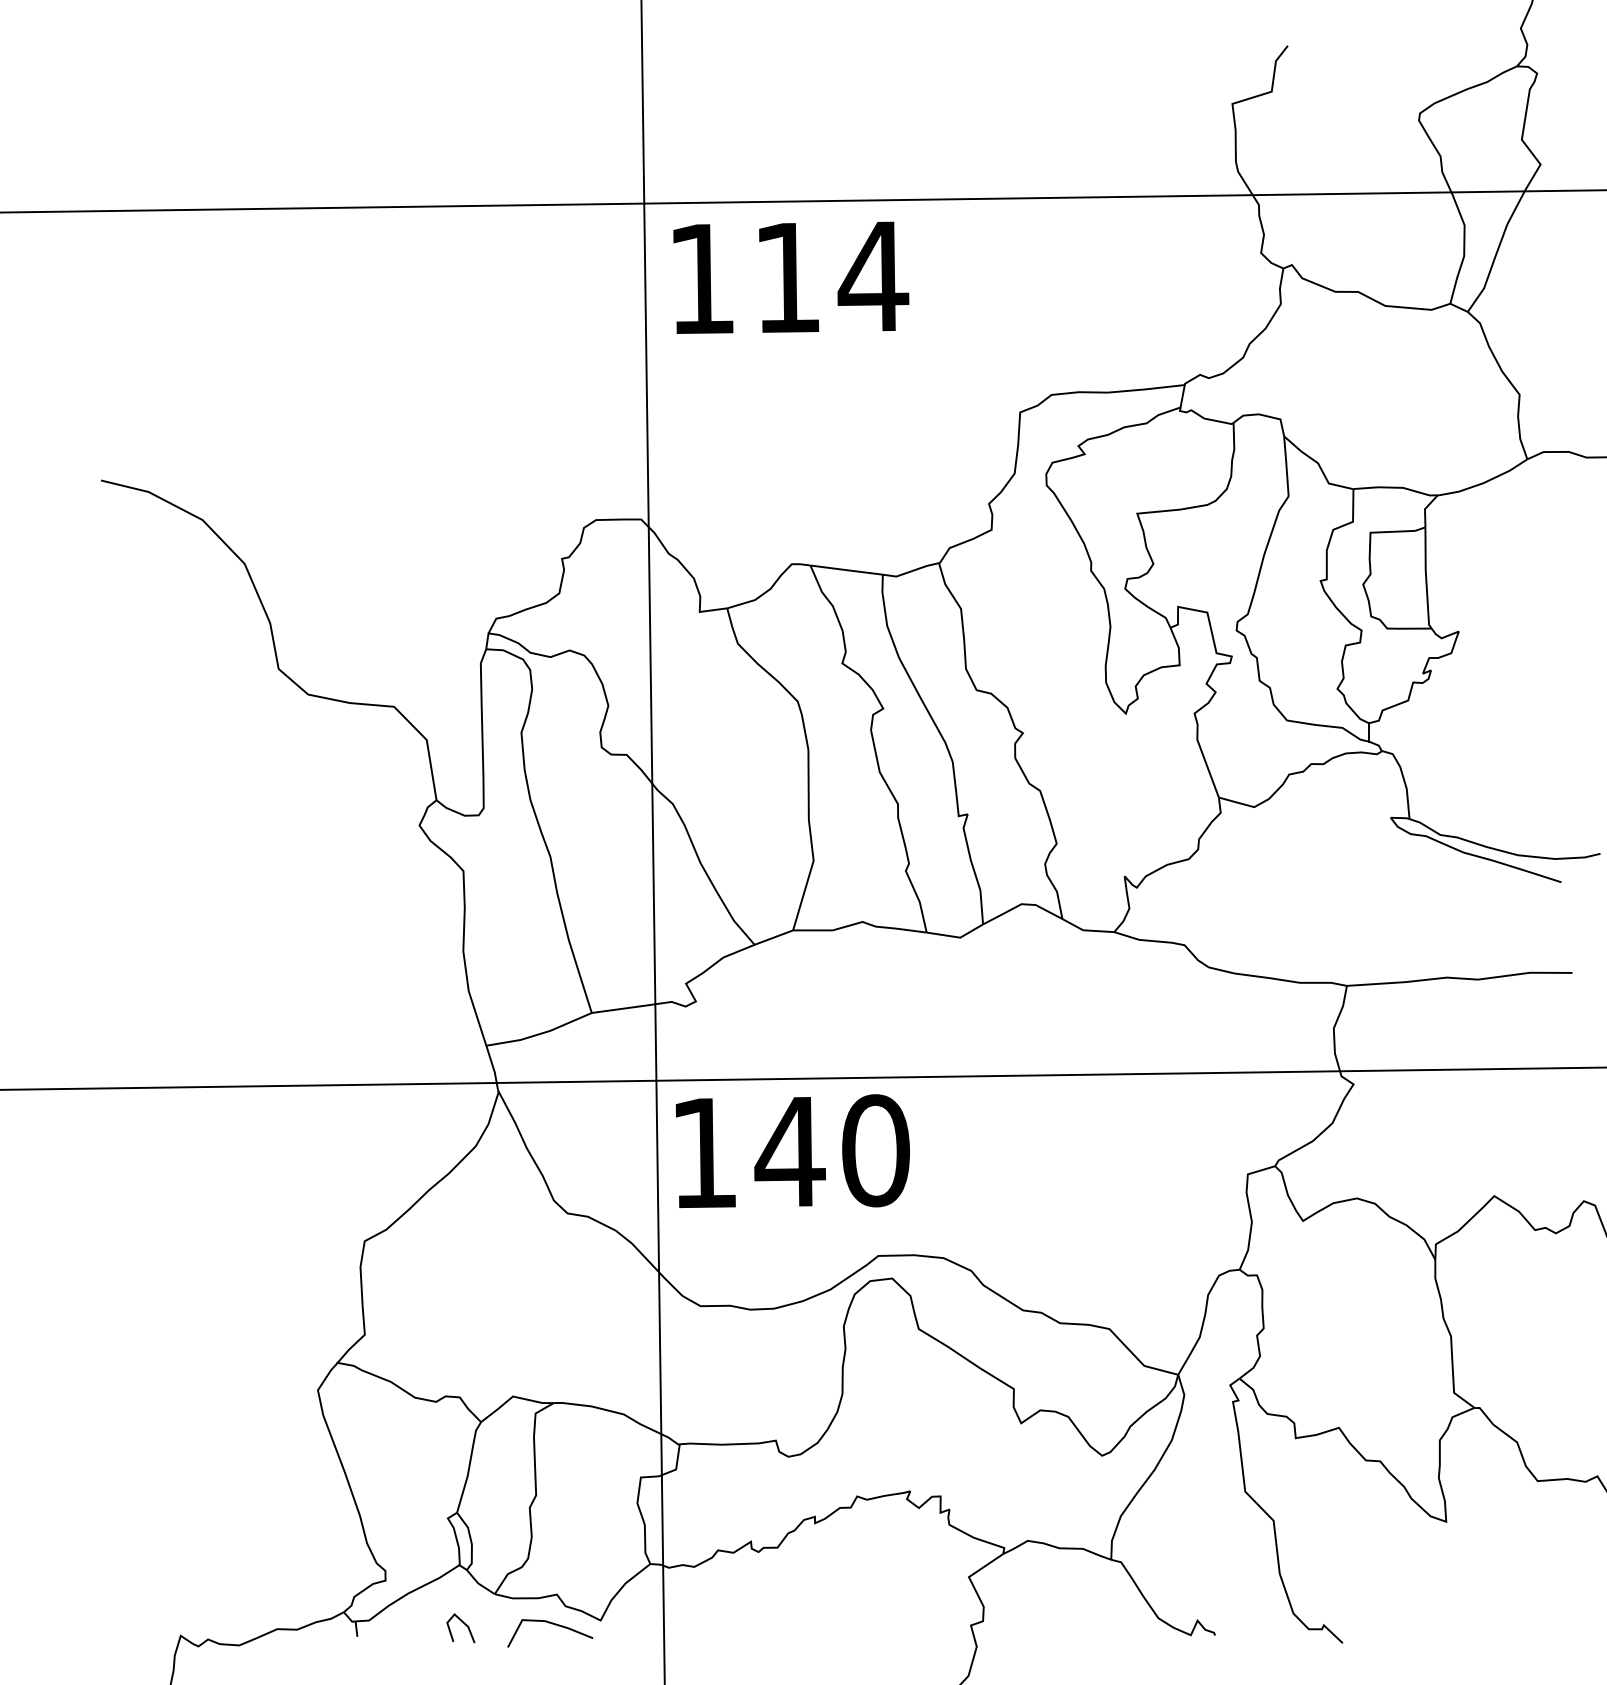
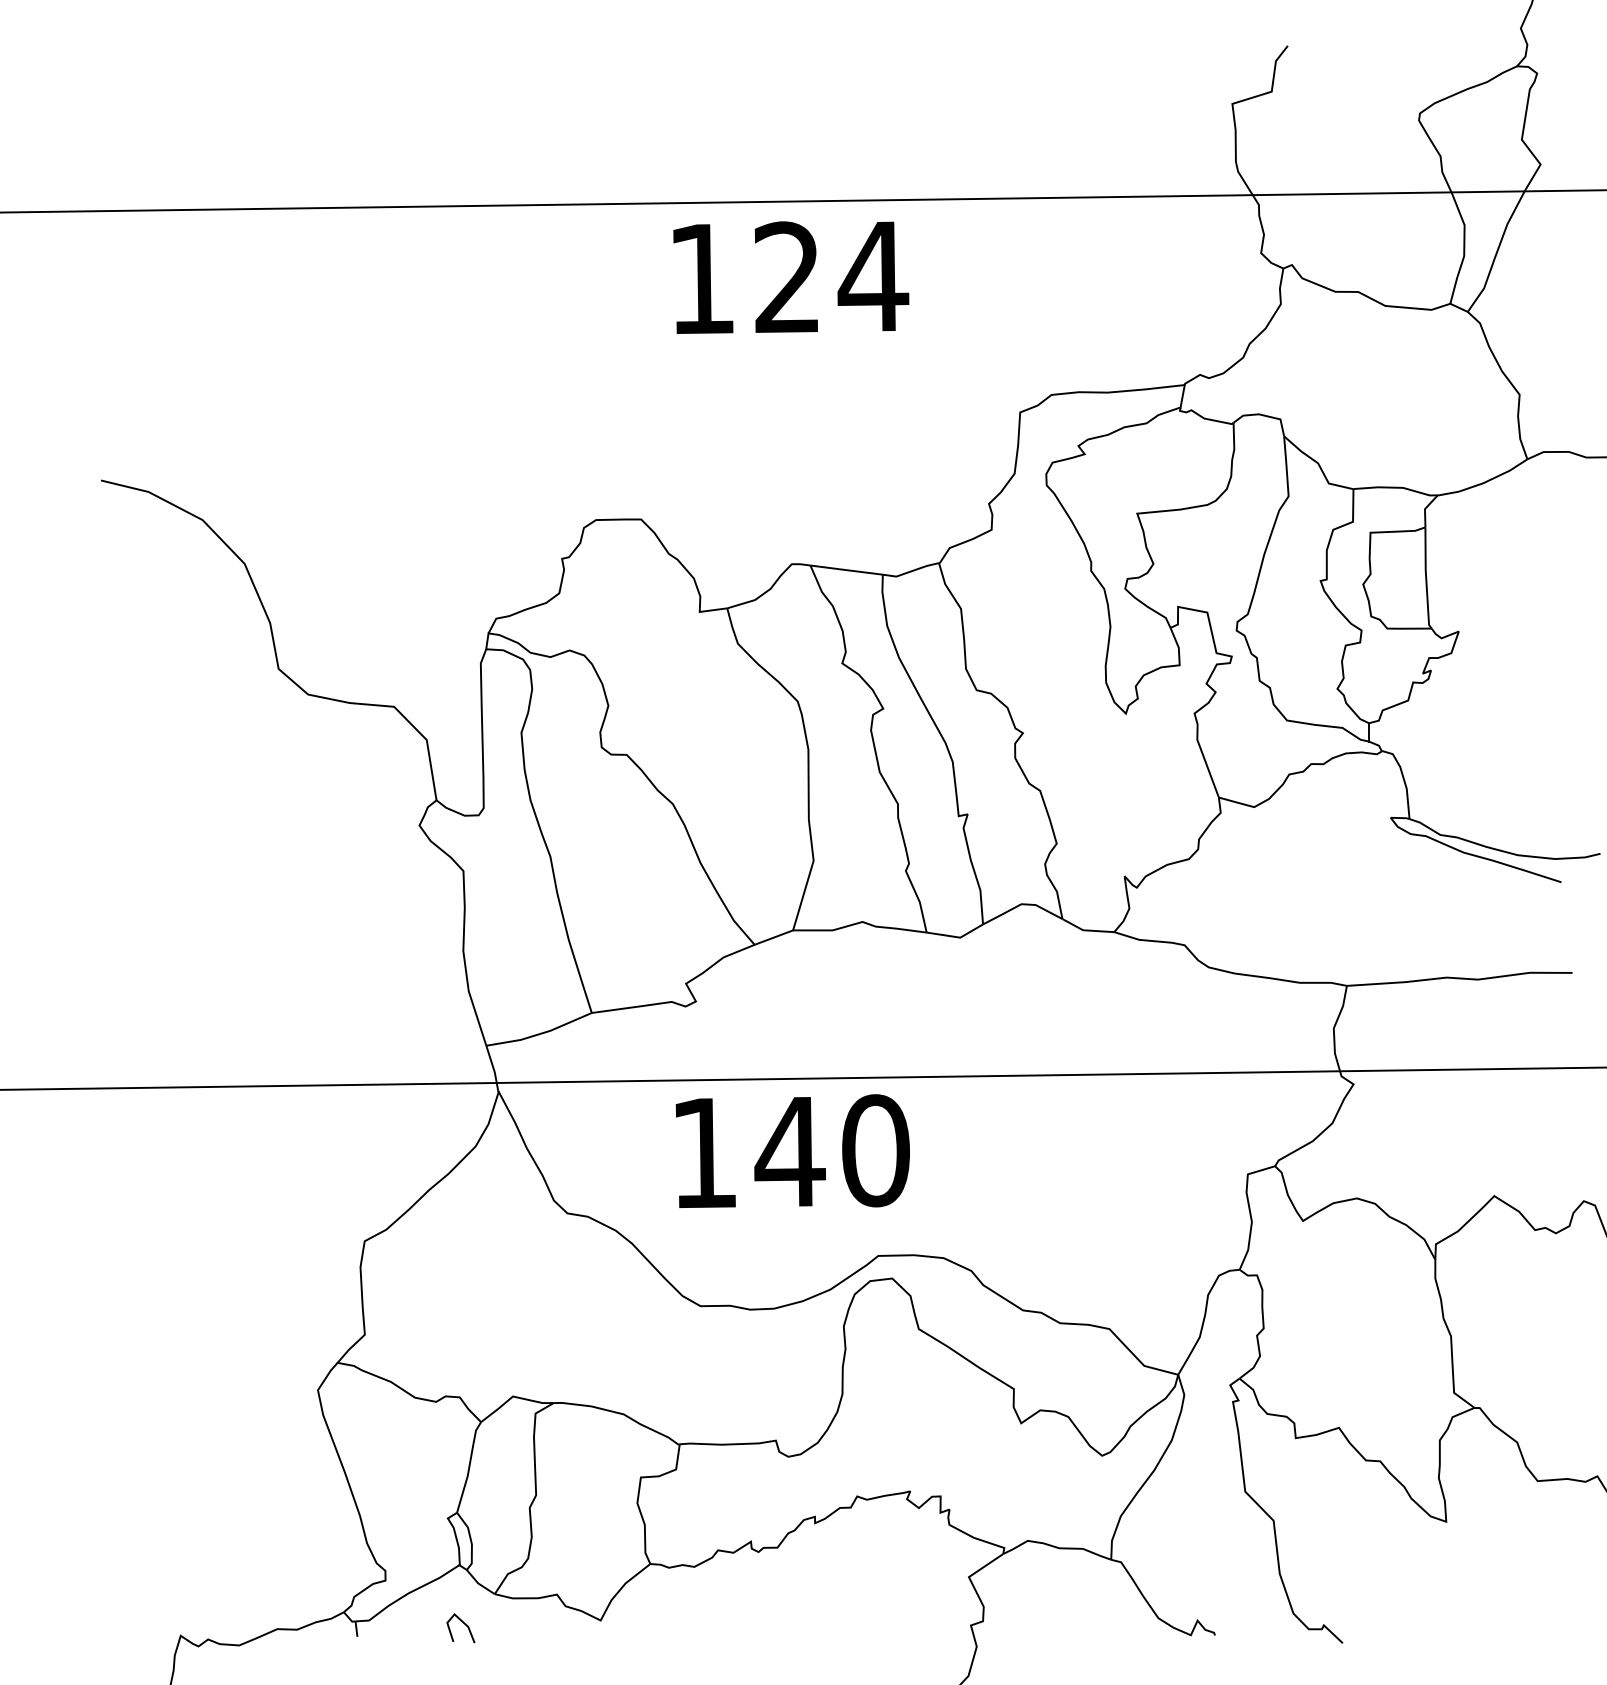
text: 114 -> 124 (786, 276)
line: present -> none (652, 841)
line: present -> none (551, 1624)
